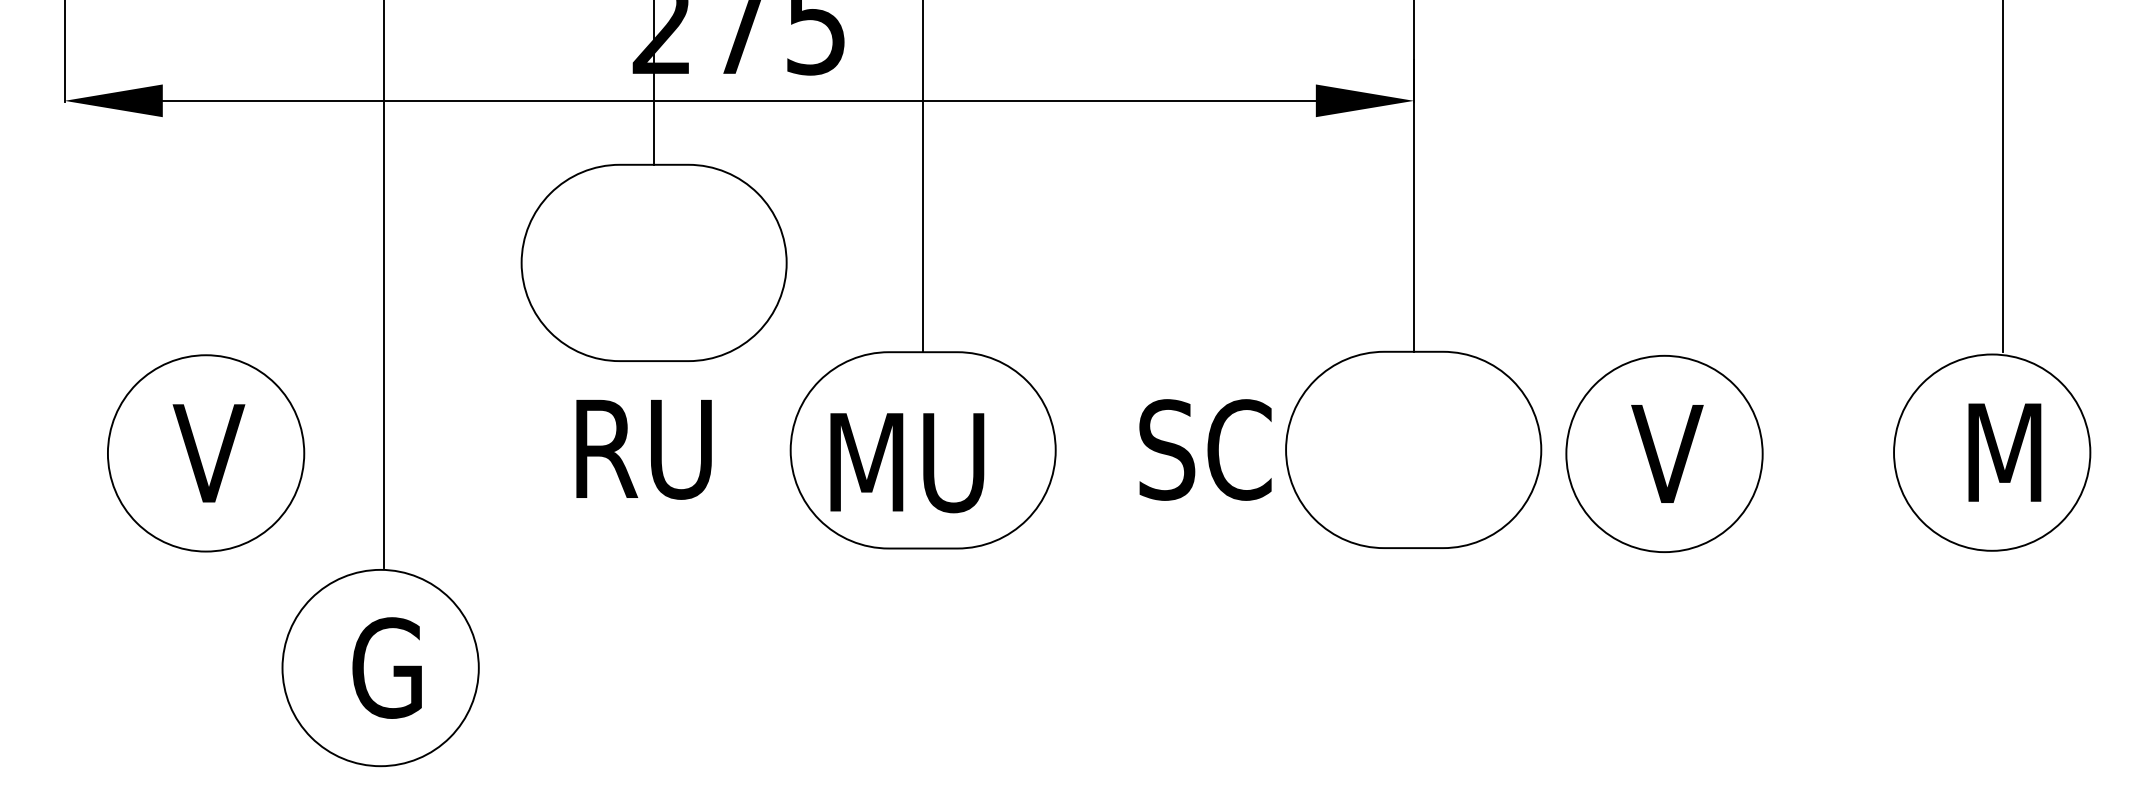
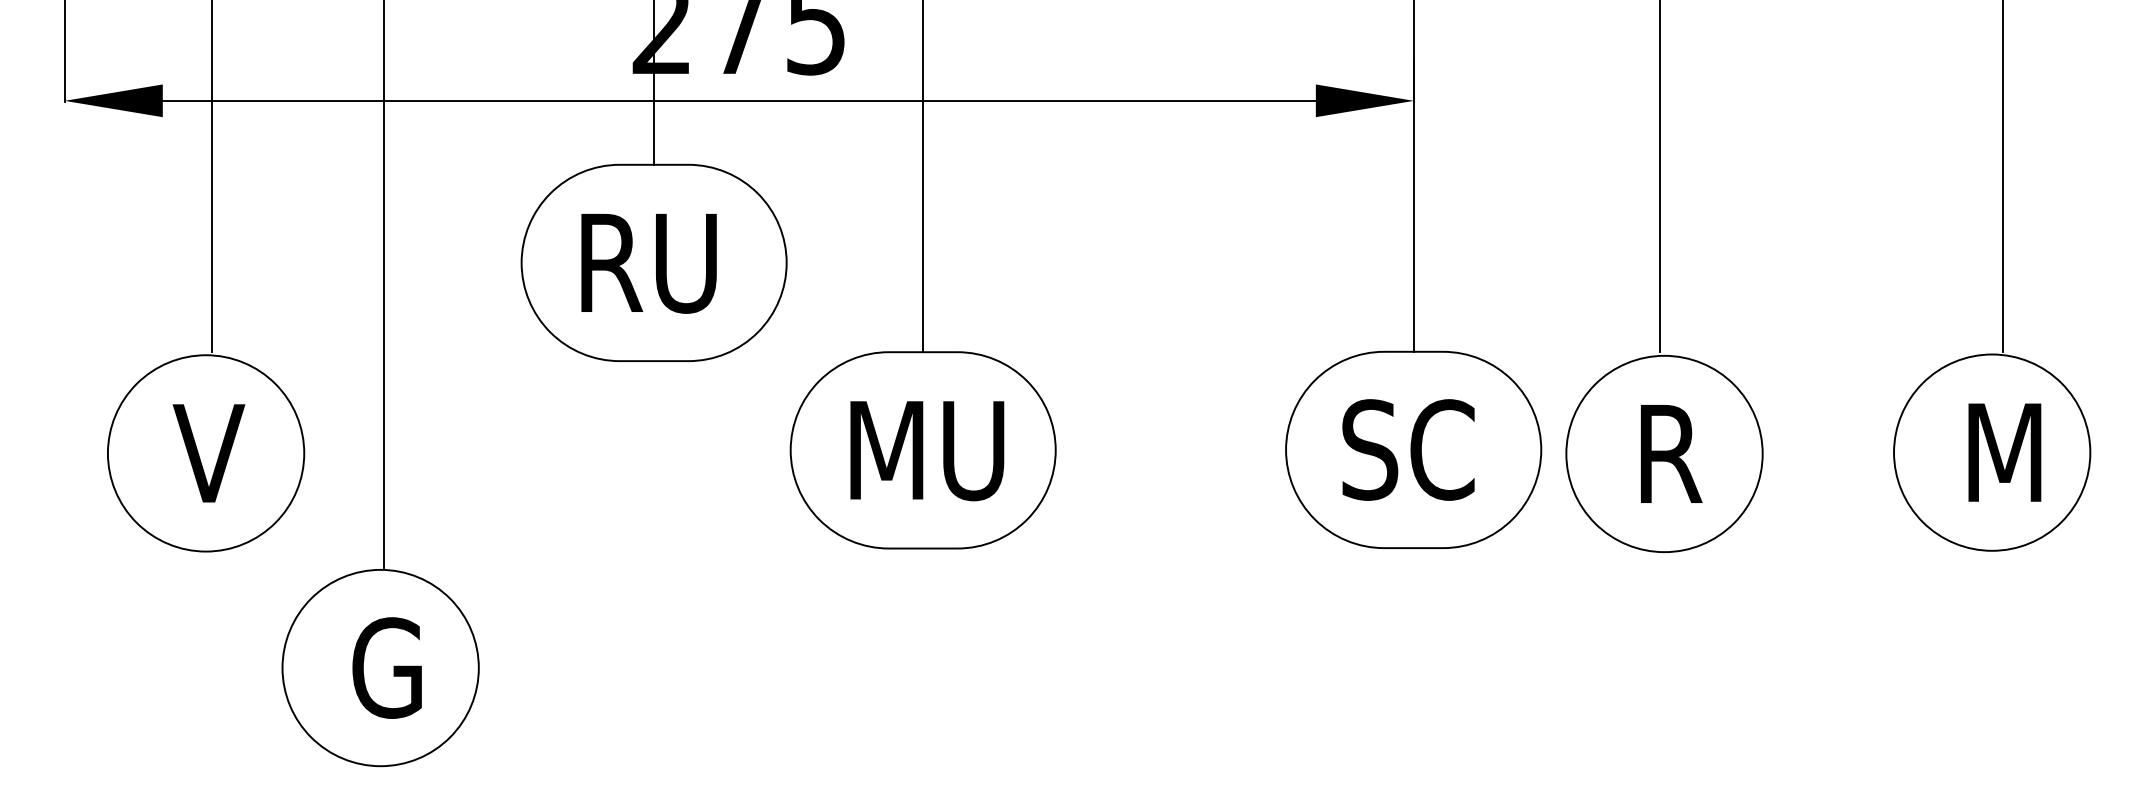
line: none -> present (211, 177)
line: none -> present (1659, 177)
text position: (643, 449) -> (648, 263) (648, 263)
text position: (1205, 449) -> (1408, 449) (1408, 449)
text: V -> R (1667, 453)
text position: (907, 463) -> (927, 451) (927, 451)
